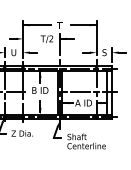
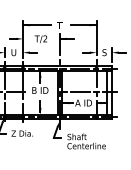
text position: (46, 39) -> (40, 39) (40, 39)
